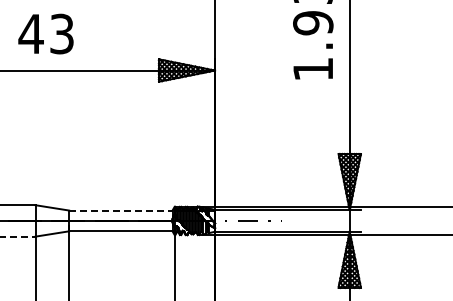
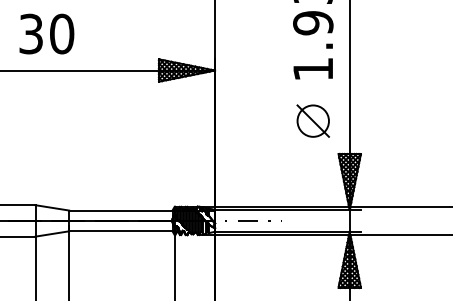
text: 43 -> 30 (46, 33)
part: none -> present (312, 120)
line: dashed -> solid (120, 210)
line: dashed -> solid (18, 236)
